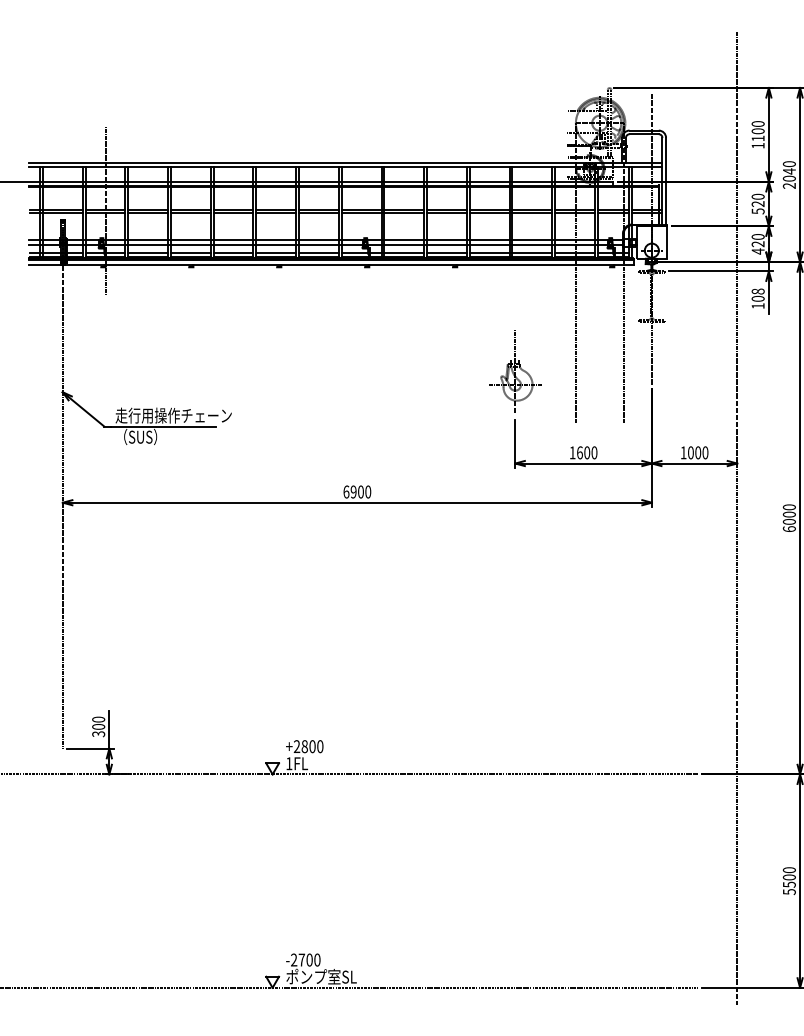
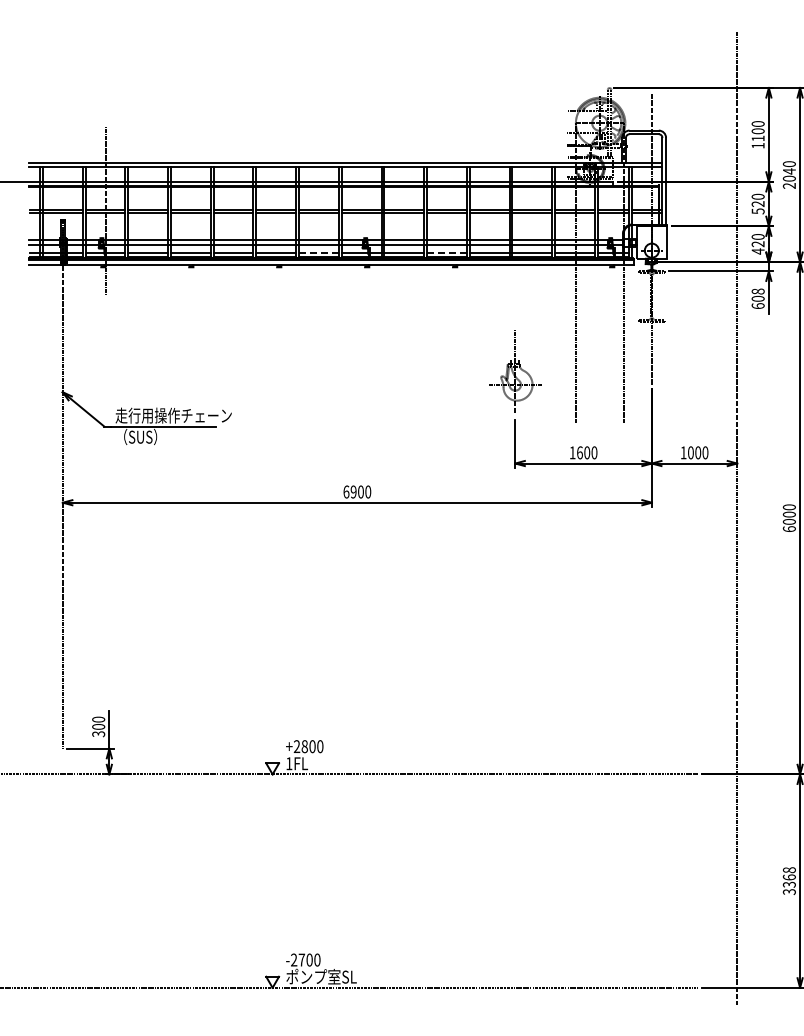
line: solid -> dashed (318, 252)
line: solid -> dashed (446, 252)
text: 108 -> 608 (757, 305)
text: 5500 -> 3368 (788, 880)
